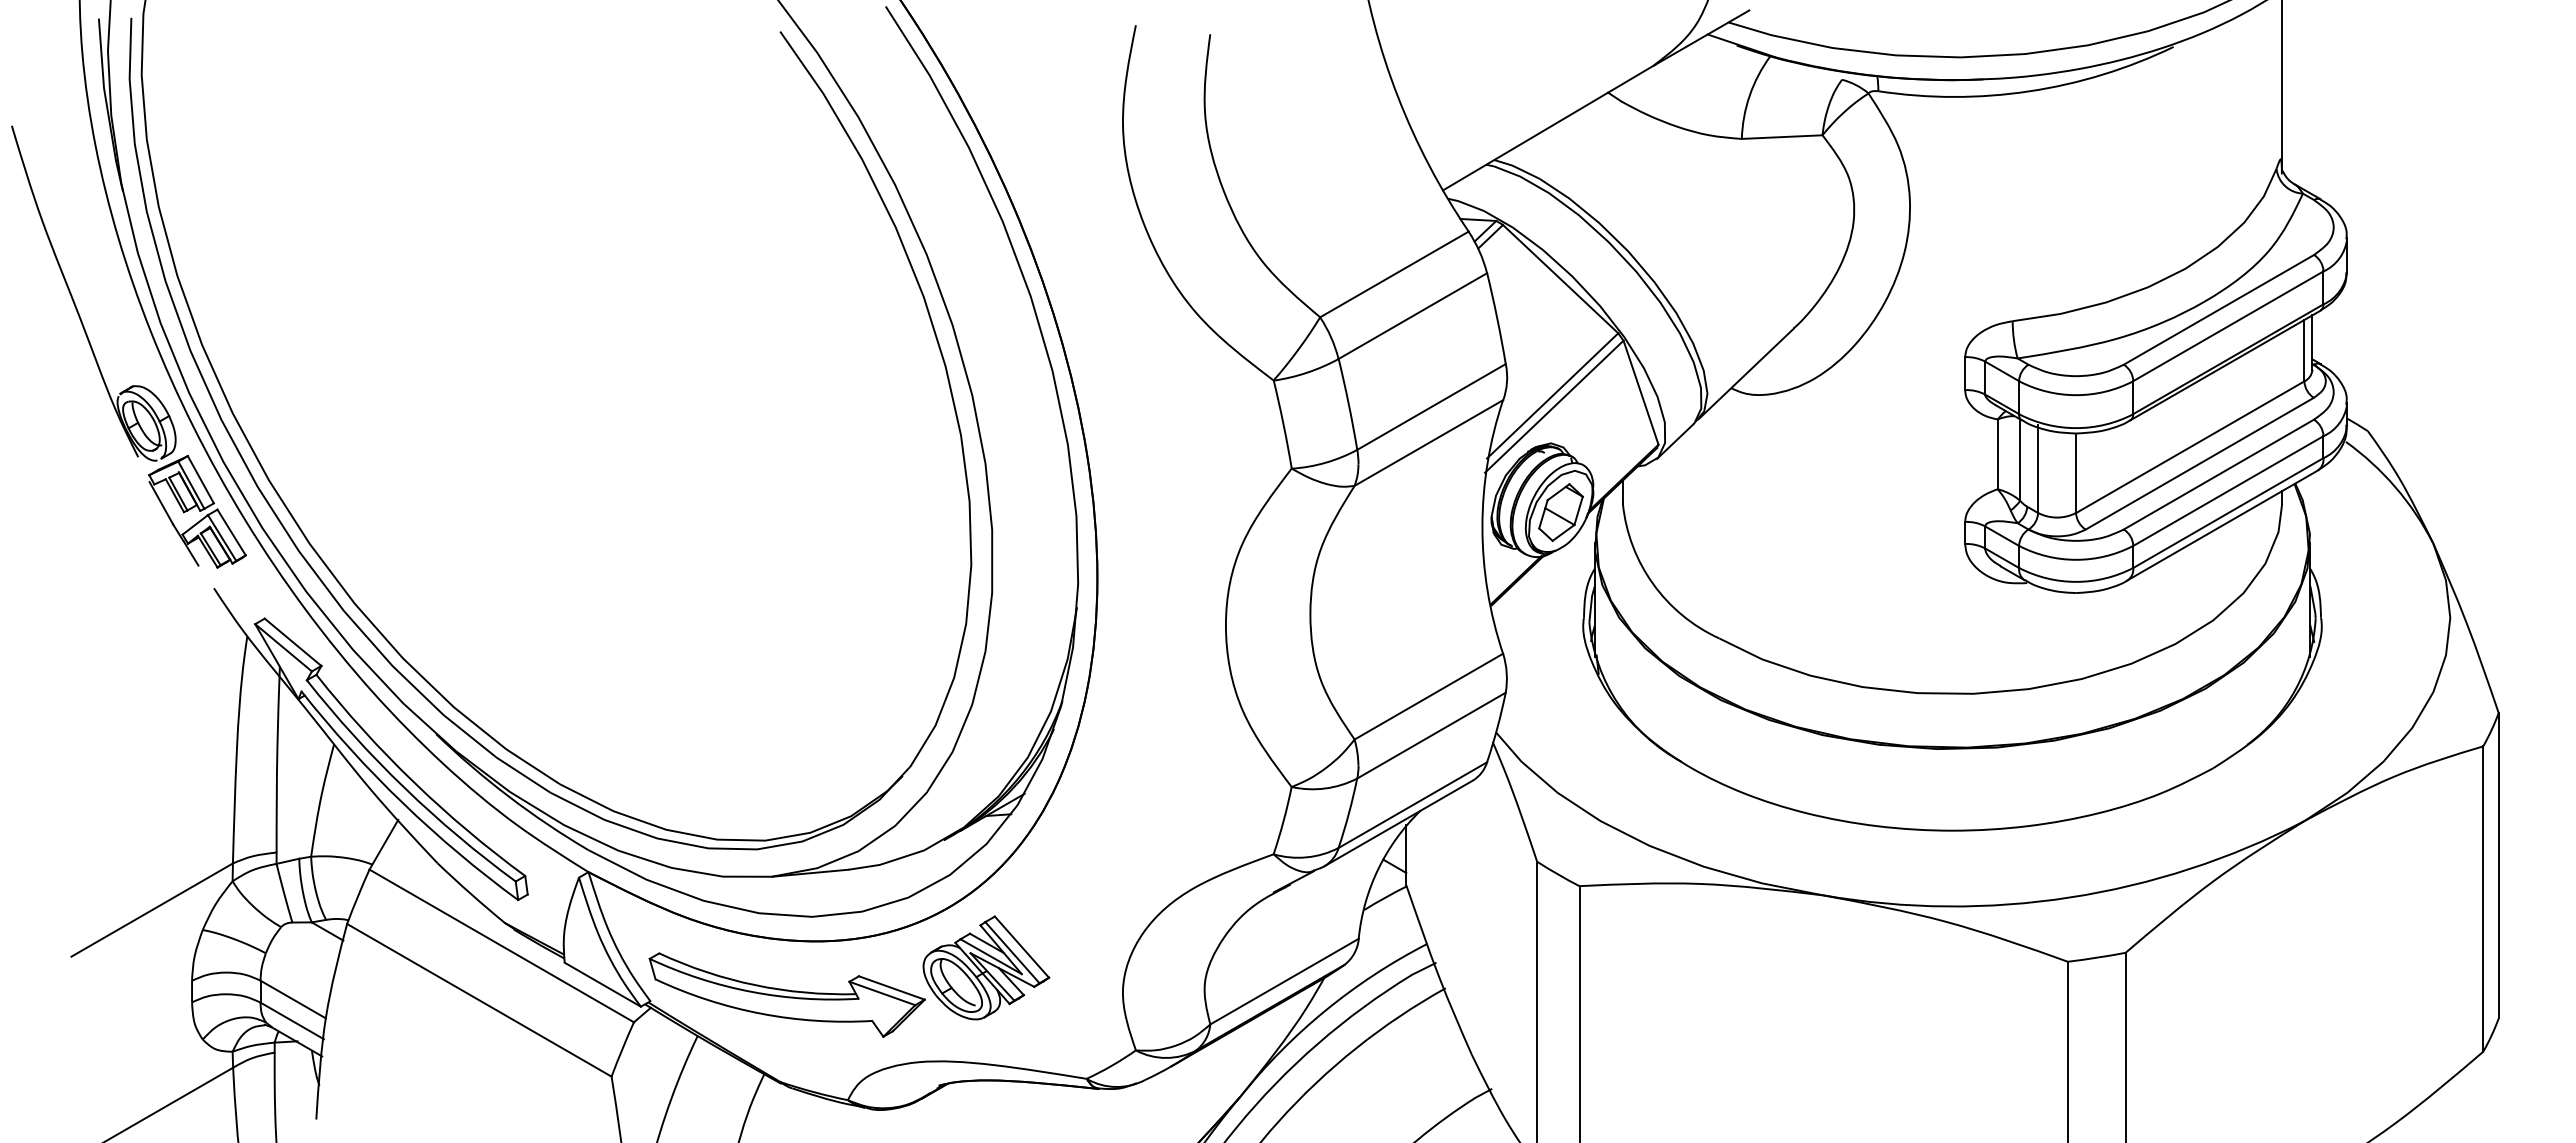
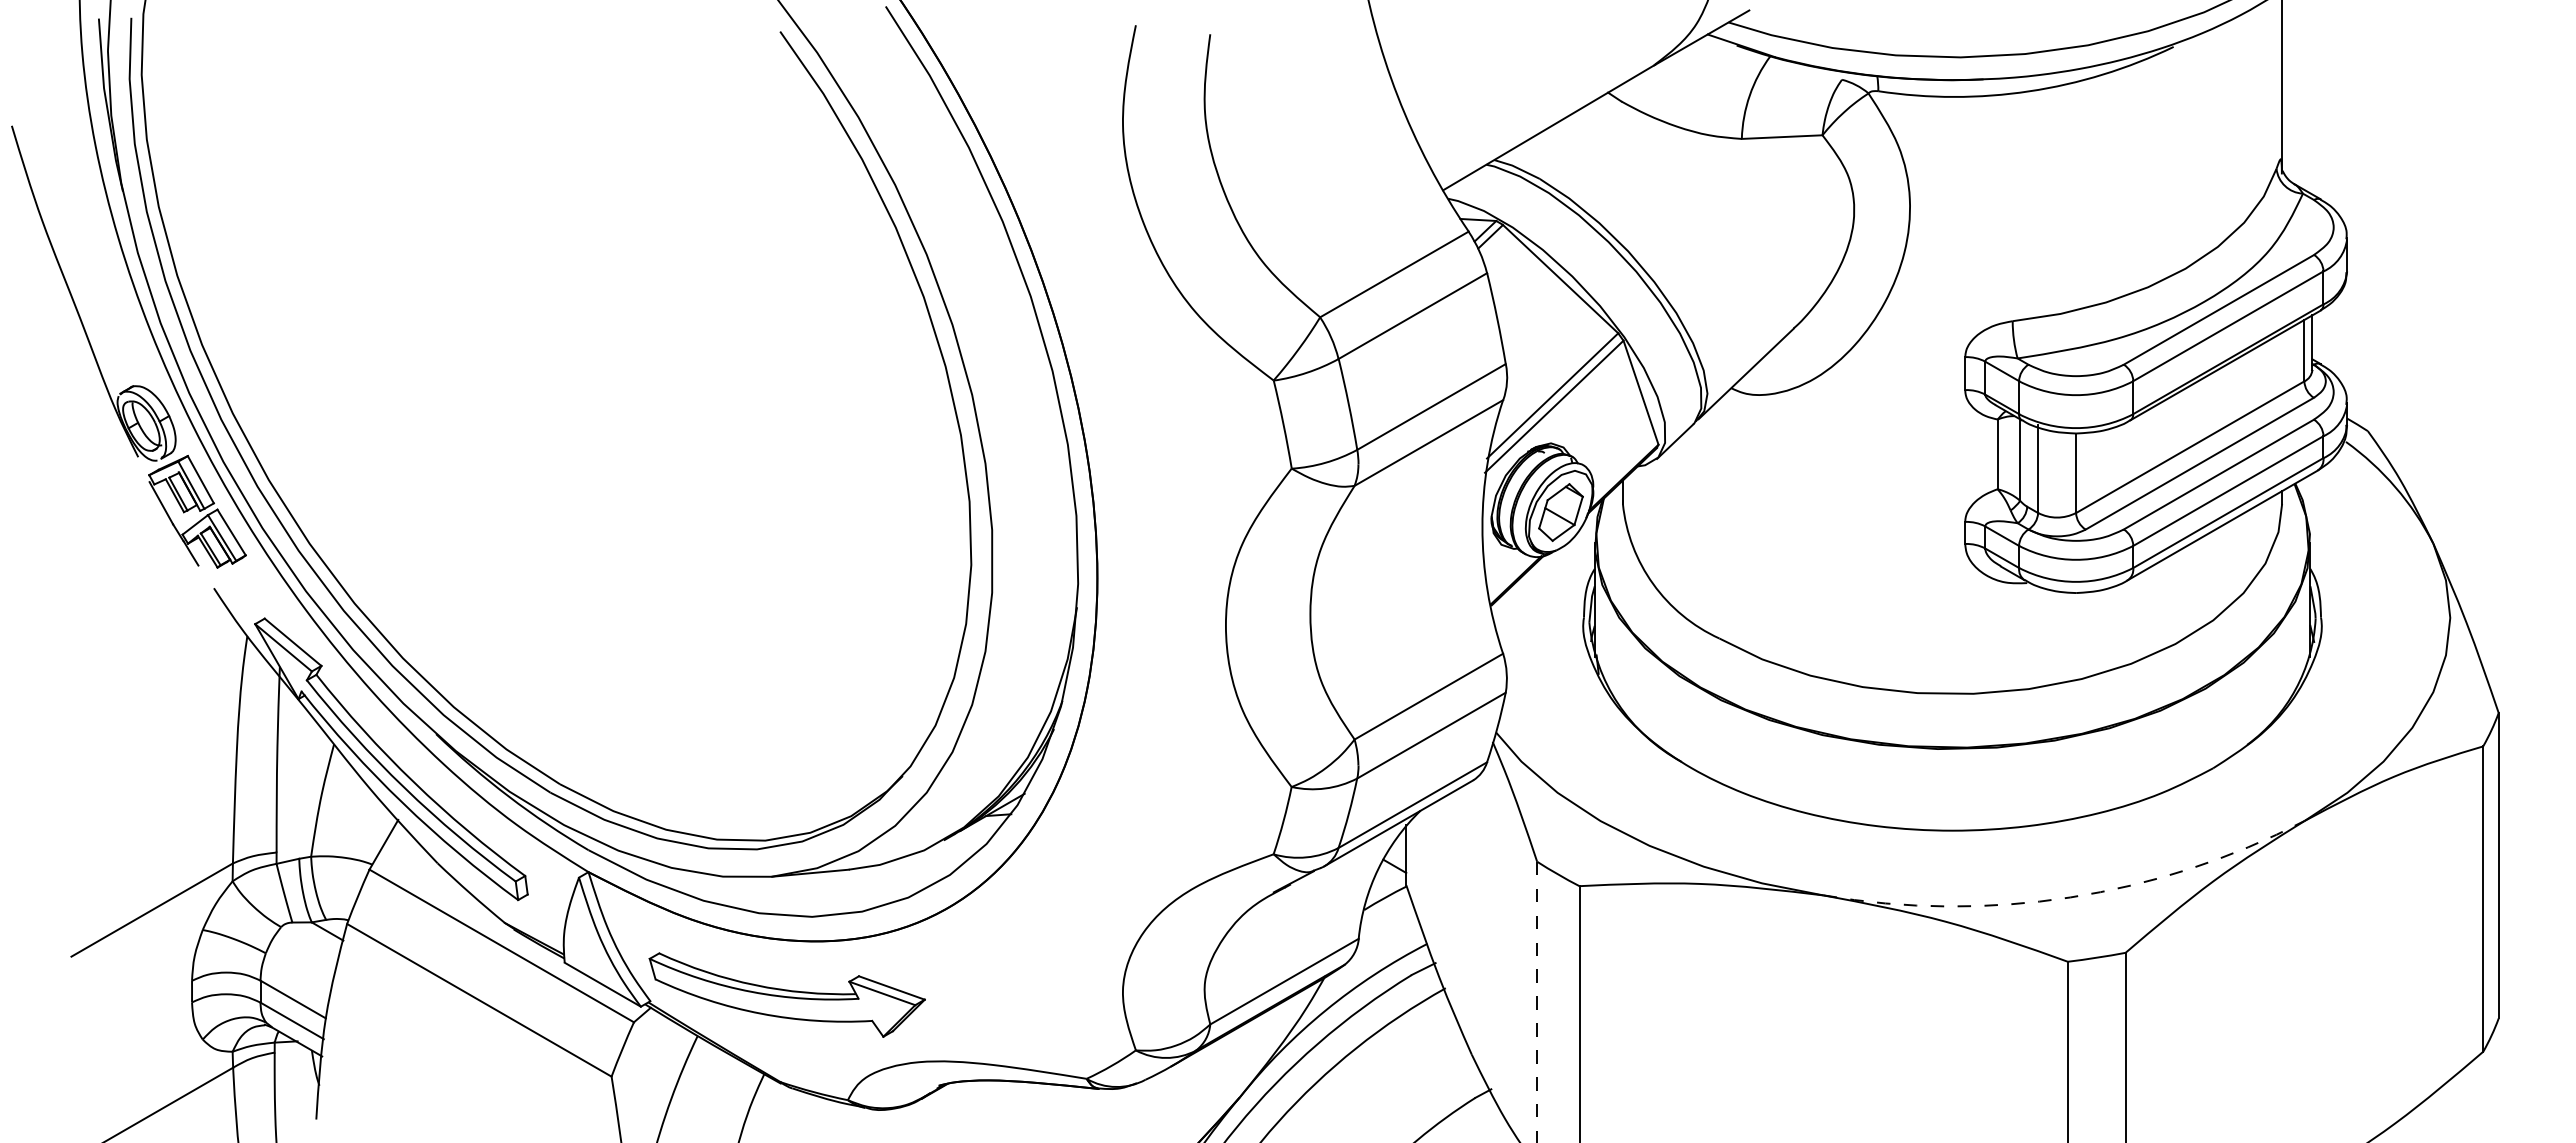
arc: solid -> dashed (2070, 897)
part: present -> none (986, 967)
line: solid -> dashed (1537, 1002)
